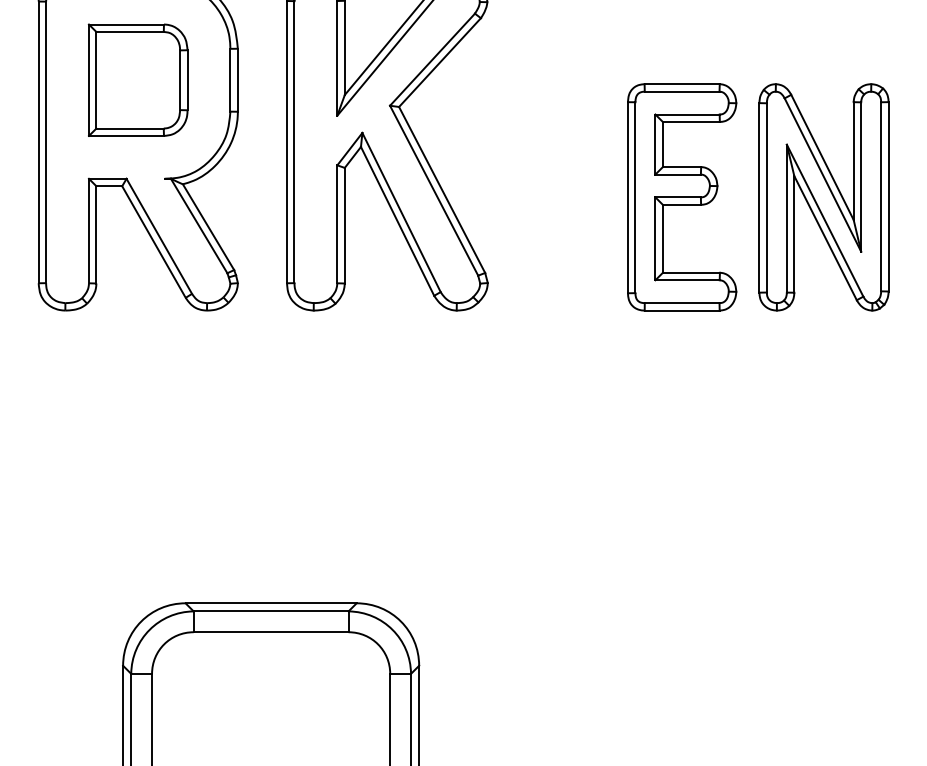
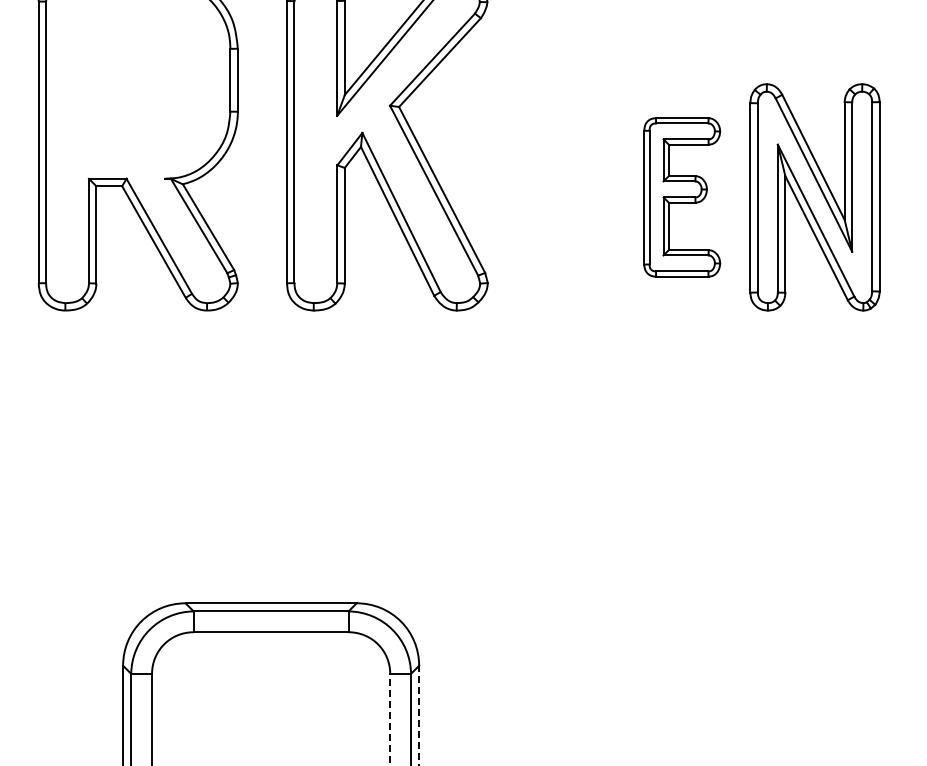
part: present -> none (137, 79)
part size: 111x229 px -> 79x161 px (682, 197)
part position: (823, 197) -> (814, 197) (814, 197)
line: solid -> dashed (419, 715)
line: solid -> dashed (390, 719)
